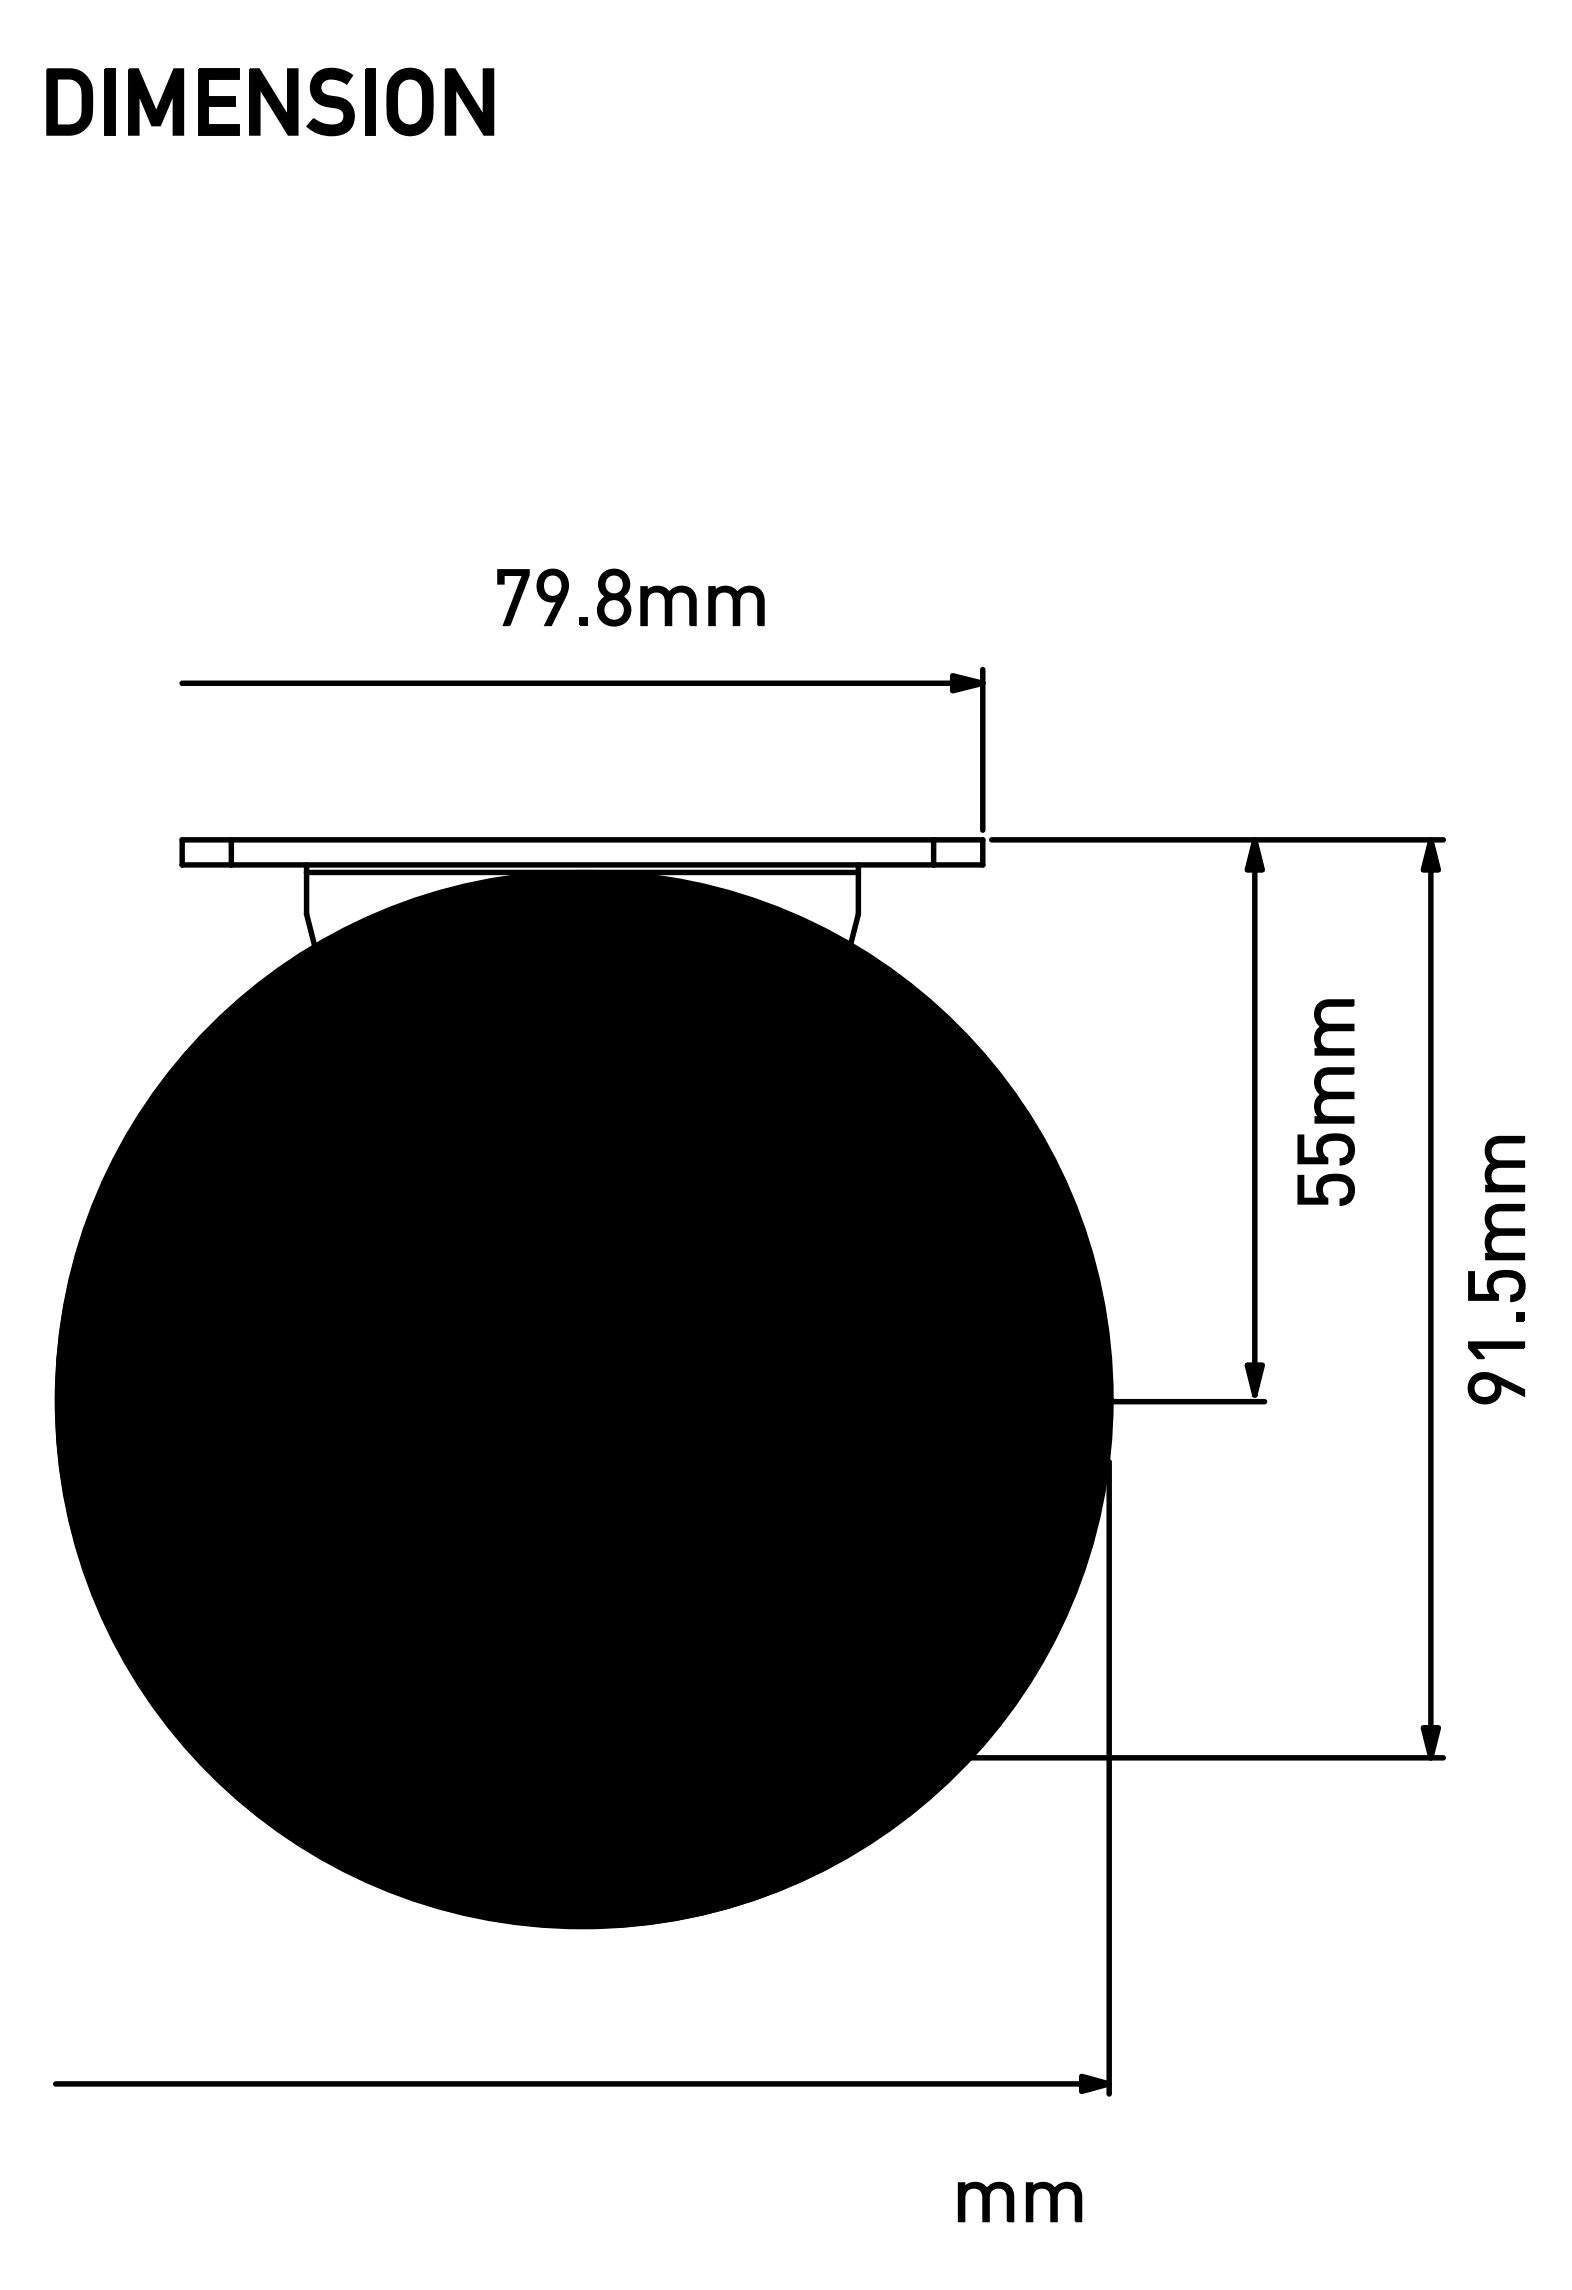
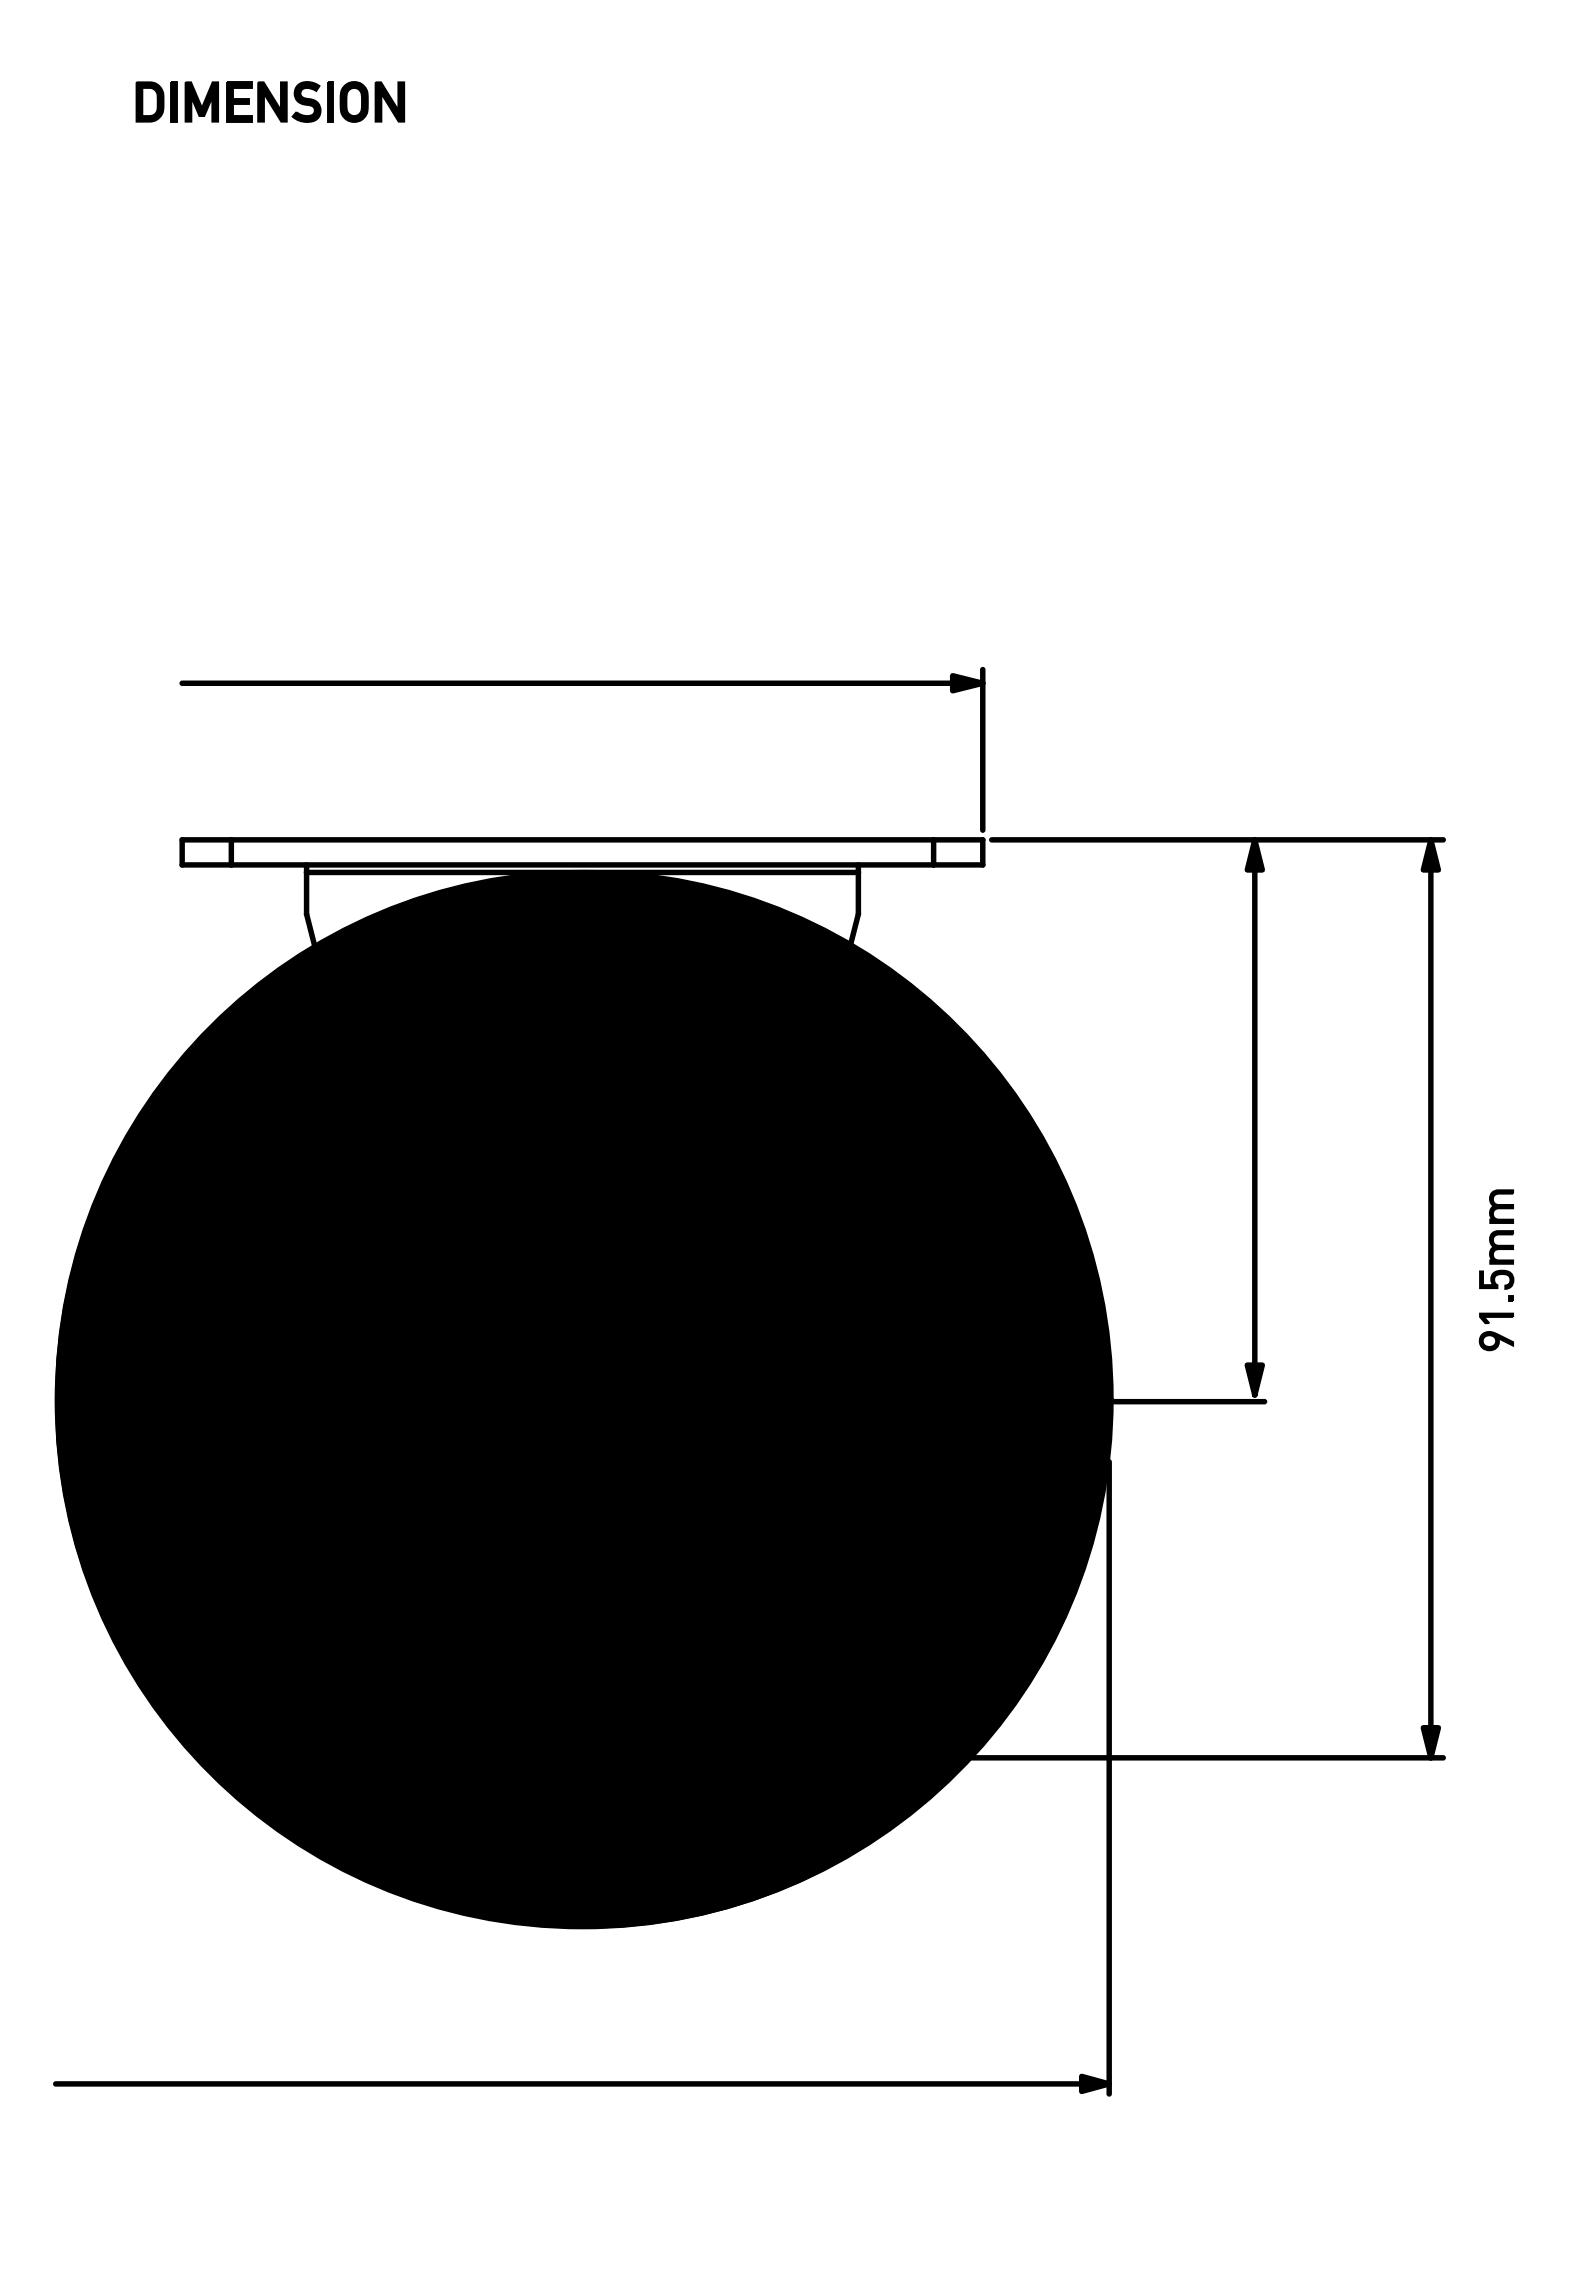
part size: 449x70 px -> 271x42 px (270, 101)
part: present -> none (630, 597)
part: present -> none (1325, 1102)
part size: 59x269 px -> 37x163 px (1496, 1270)
part: present -> none (1019, 2201)
